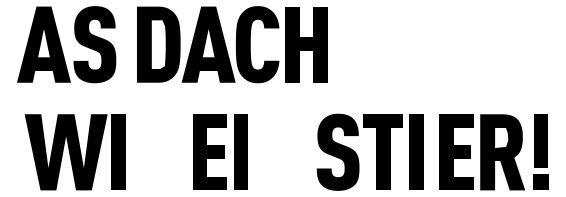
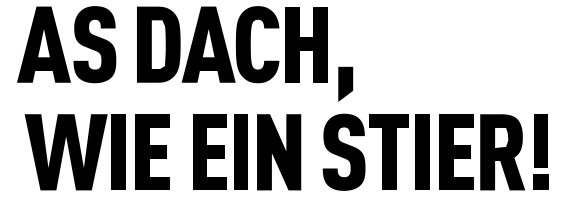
fill: none -> present (345, 83)
part: none -> present (152, 151)
part position: (376, 151) -> (382, 151) (382, 151)
fill: none -> present (279, 152)
